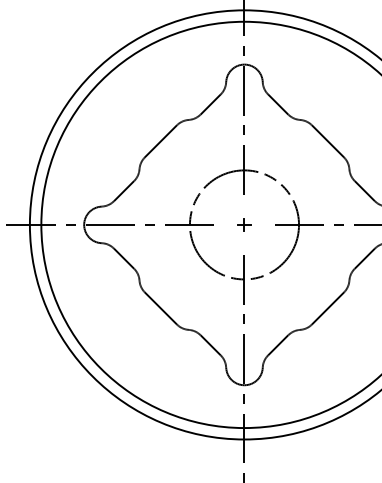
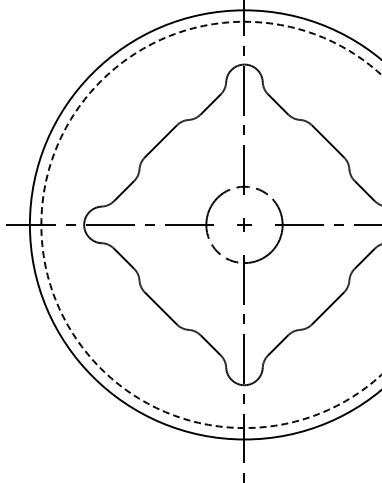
circle: solid -> dashed (211, 224)
circle diameter: 109 px -> 76 px (244, 224)
